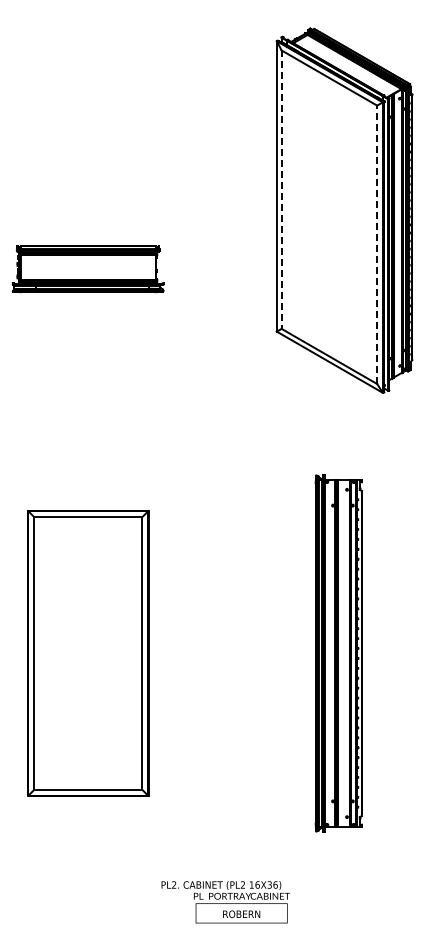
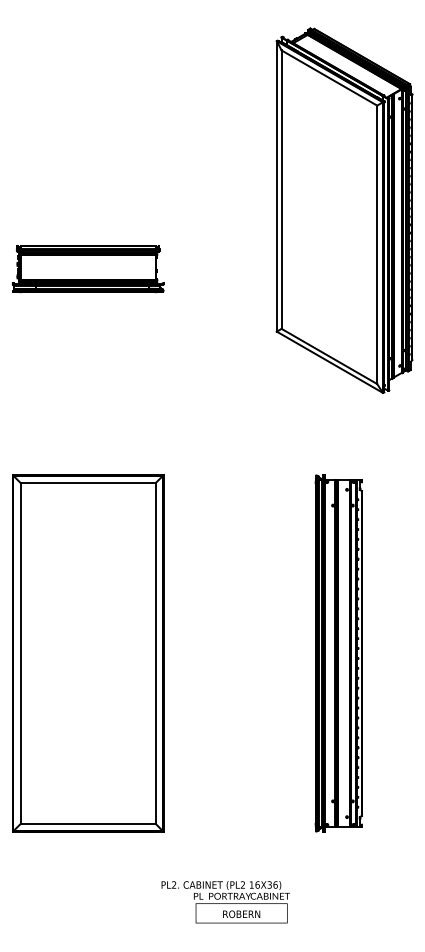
line: dashed -> solid (281, 190)
line: dashed -> solid (377, 244)
part size: 123x287 px -> 153x359 px (88, 653)
